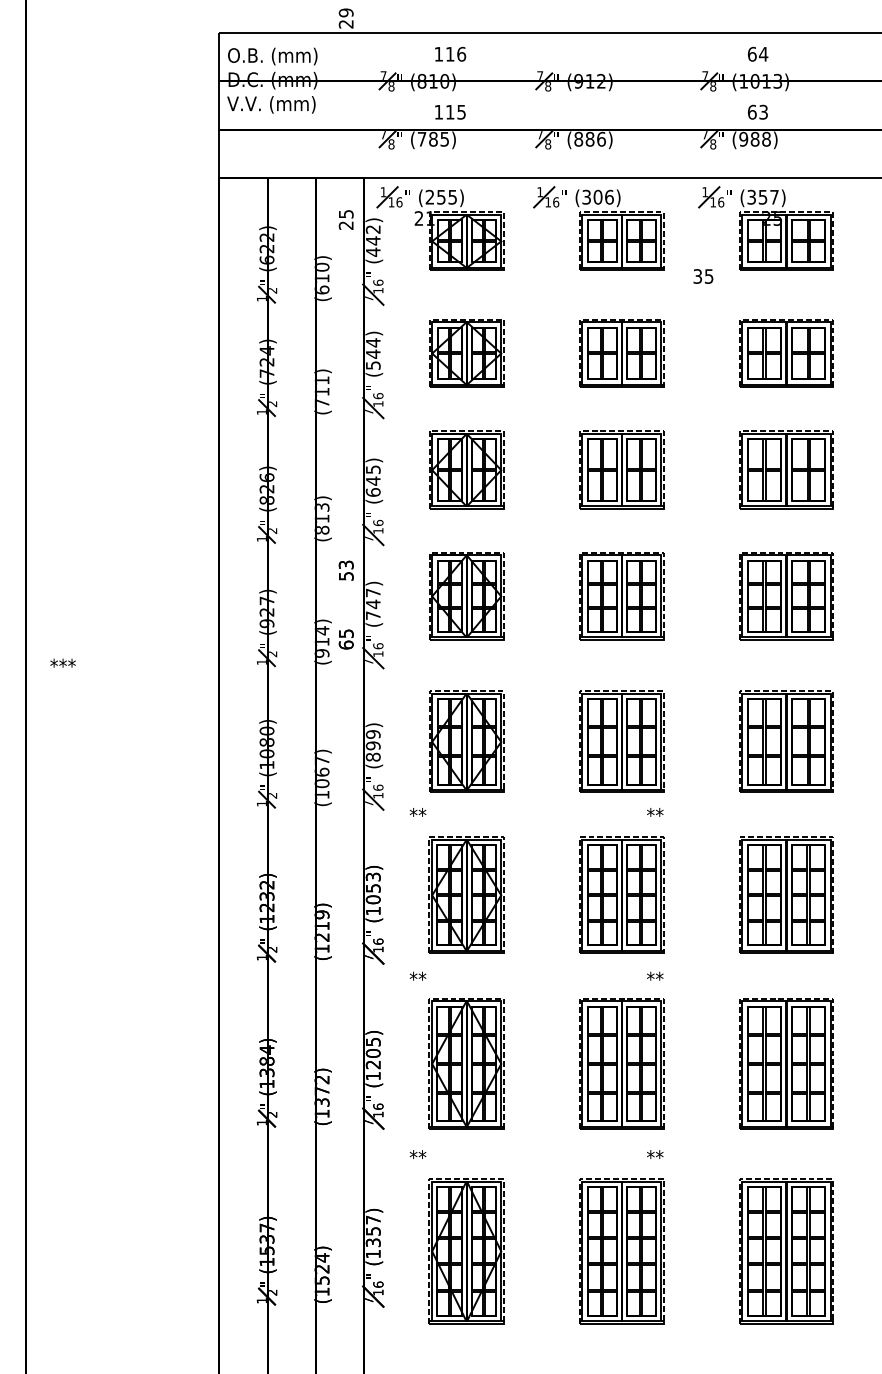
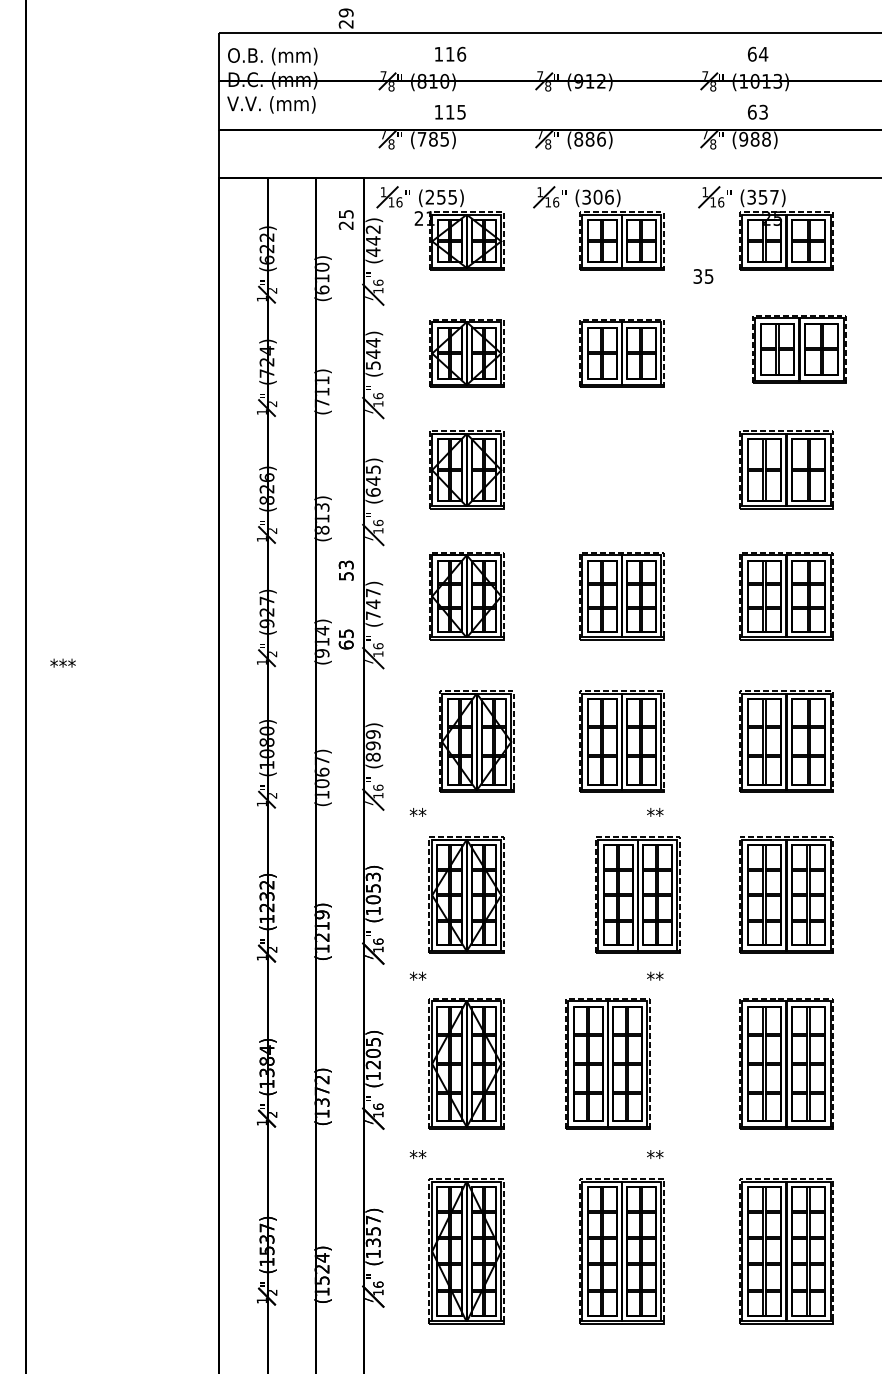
part position: (786, 353) -> (799, 349) (799, 349)
part: present -> none (621, 469)
part position: (466, 741) -> (476, 741) (476, 741)
part position: (621, 894) -> (637, 894) (637, 894)
part position: (621, 1063) -> (607, 1063) (607, 1063)
